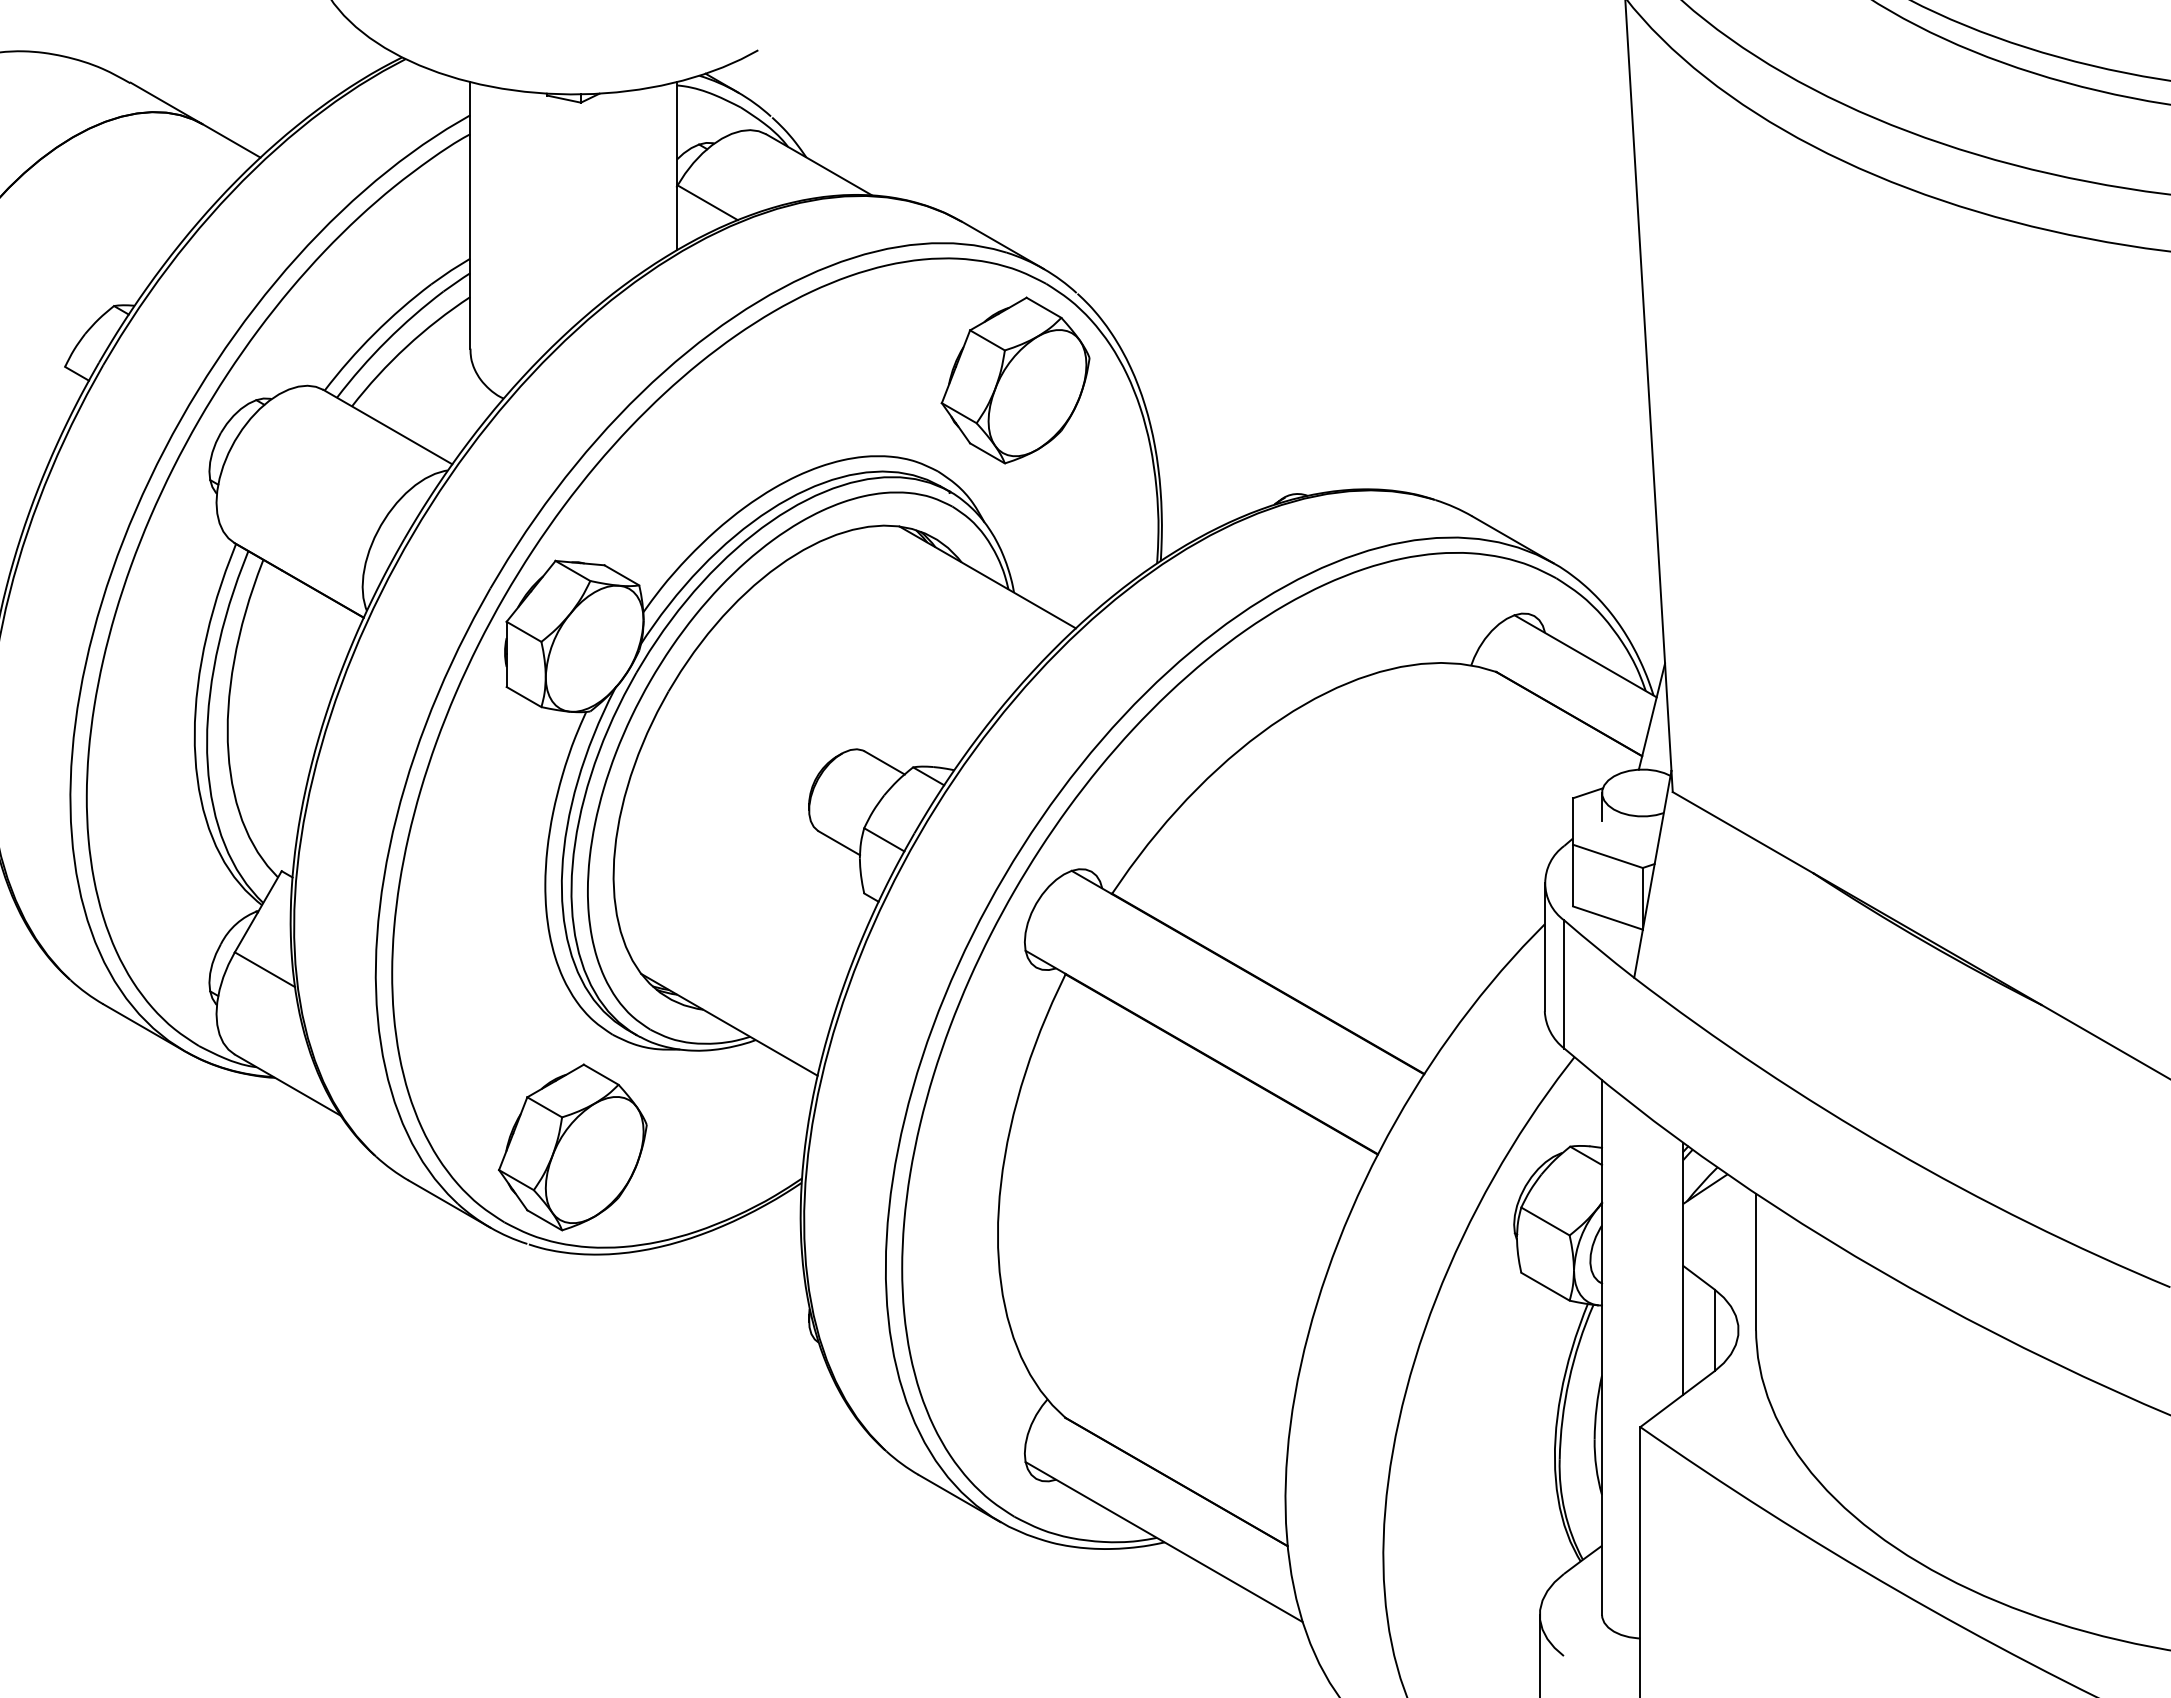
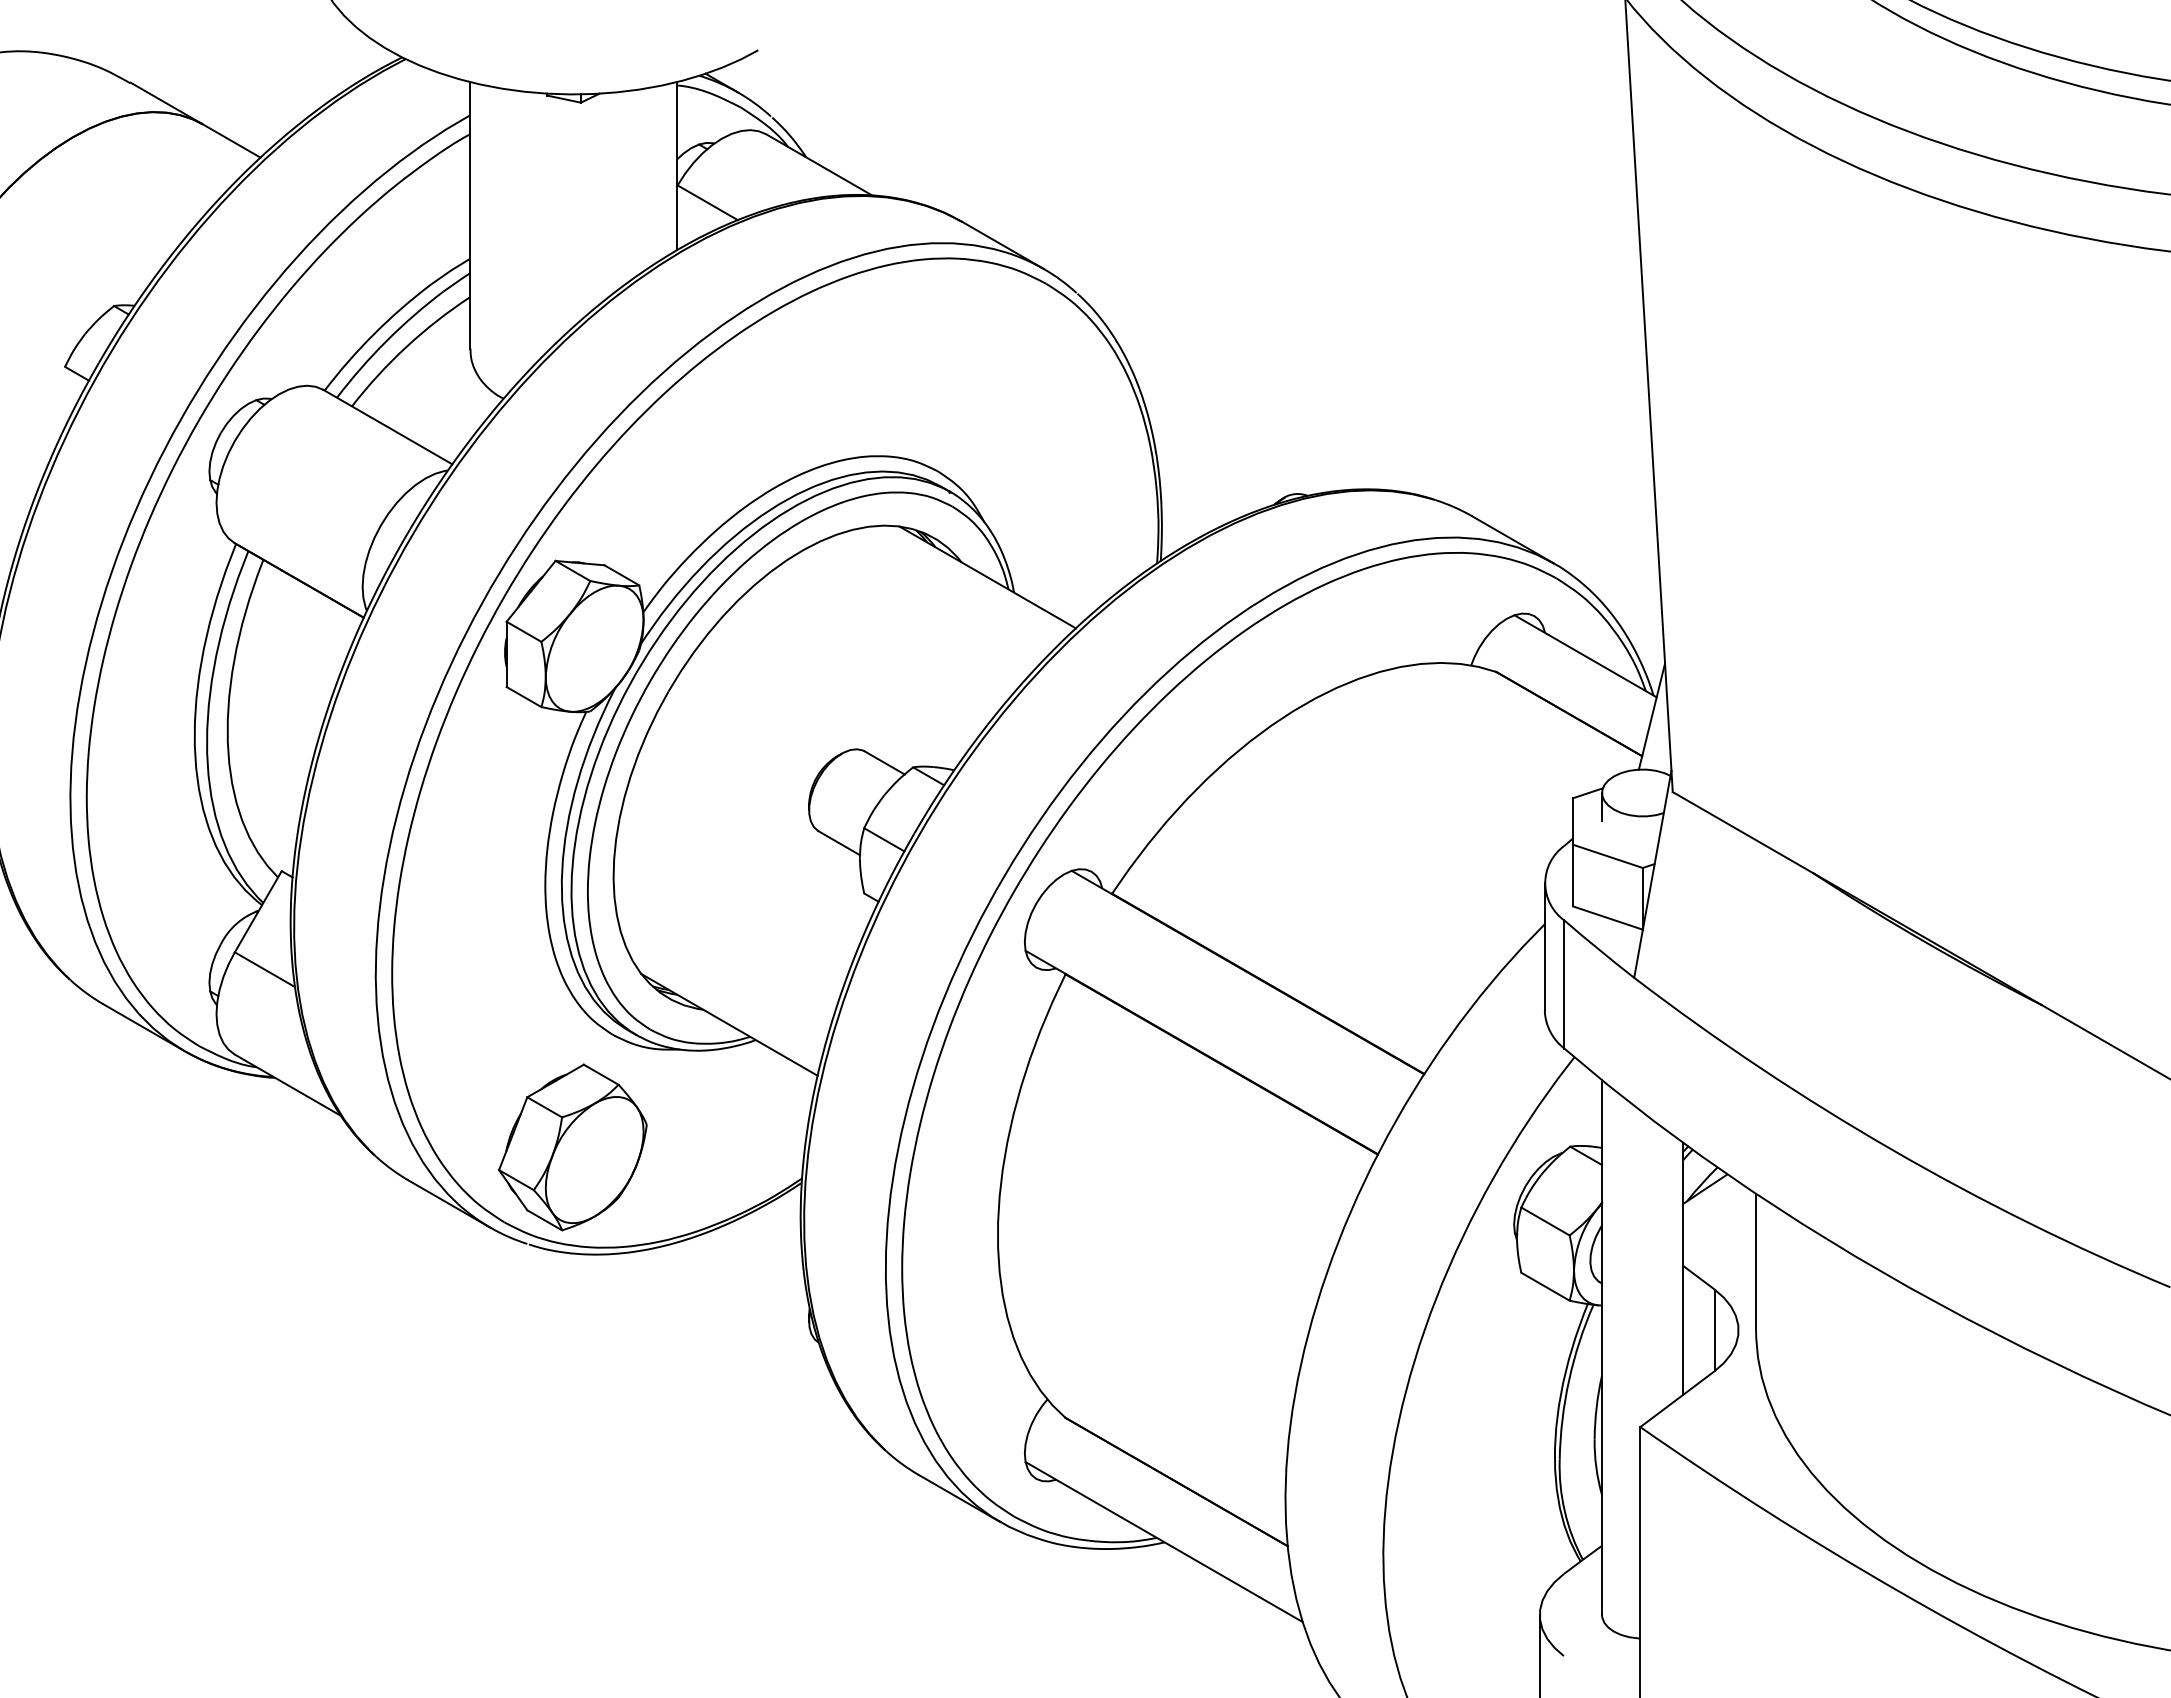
part: present -> none (1015, 380)
